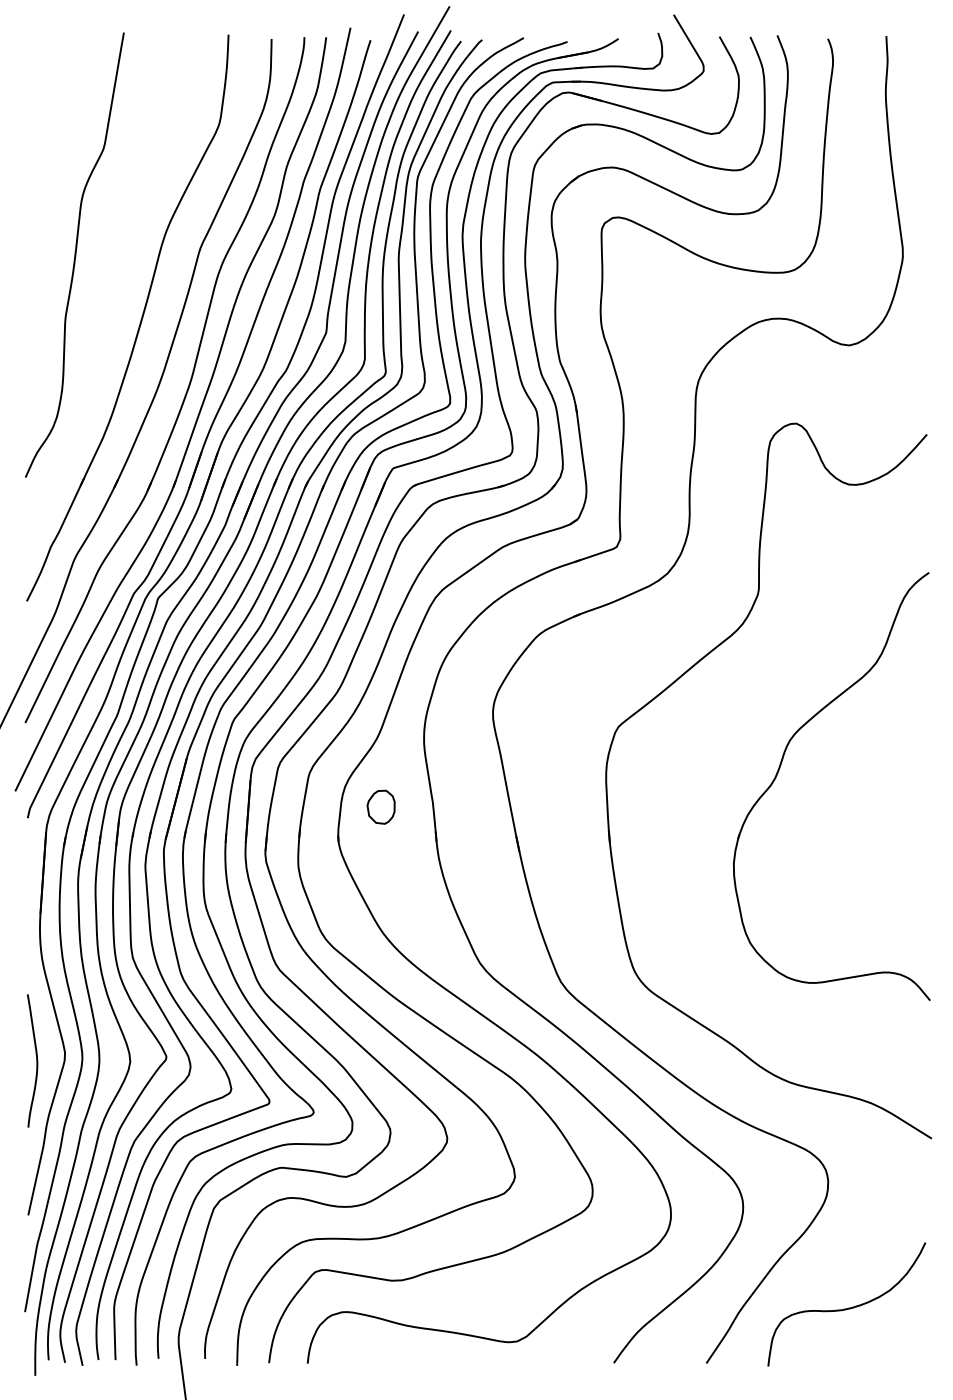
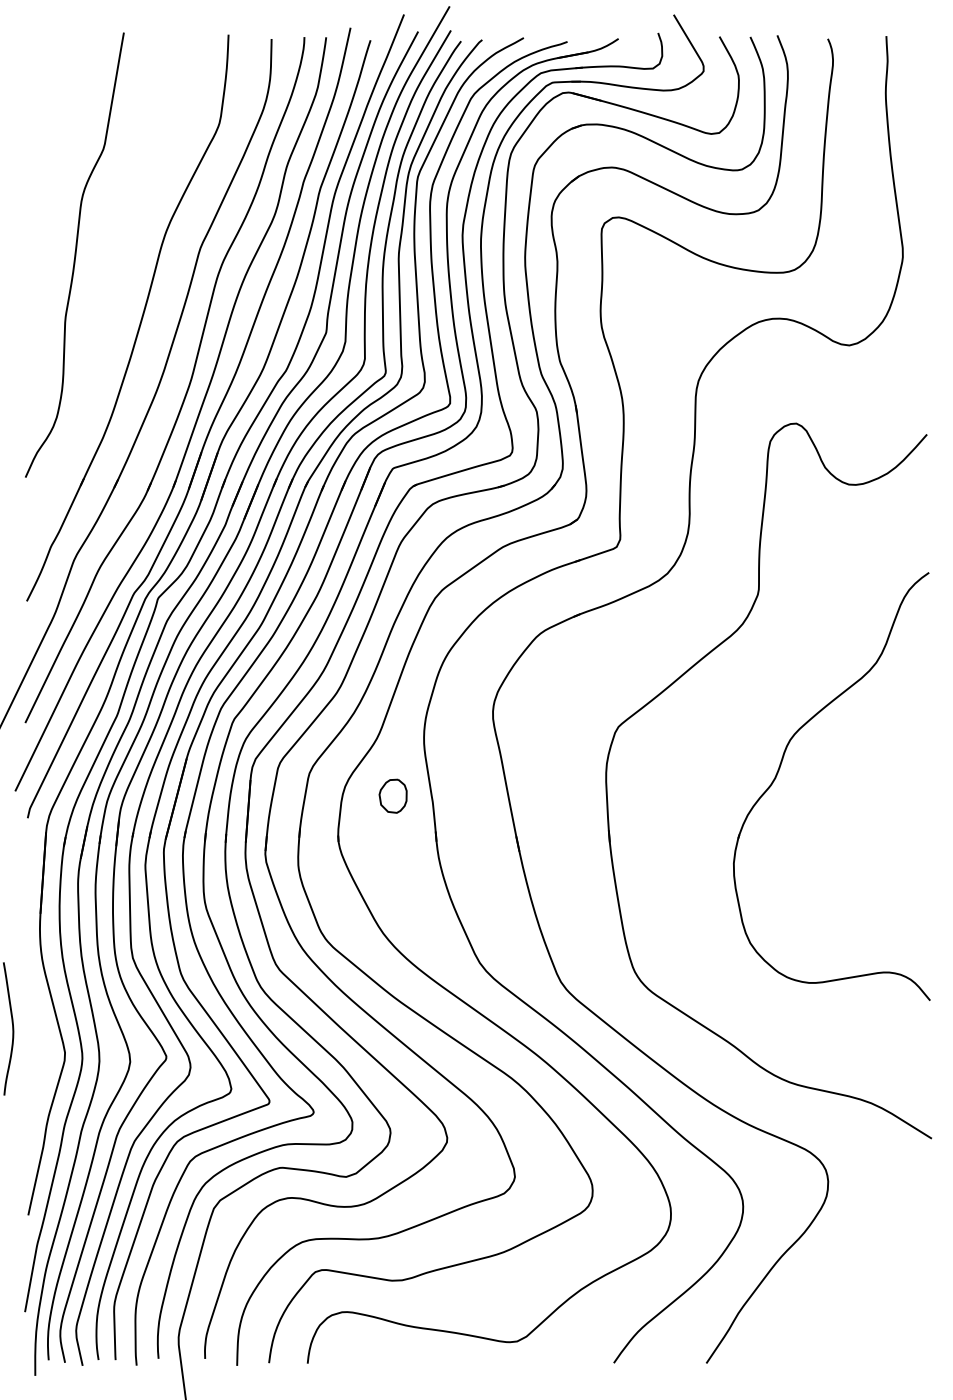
part position: (380, 806) -> (392, 795) (392, 795)
curve position: (36, 1060) -> (12, 1028) (12, 1028)
curve: present -> none (848, 1307)
